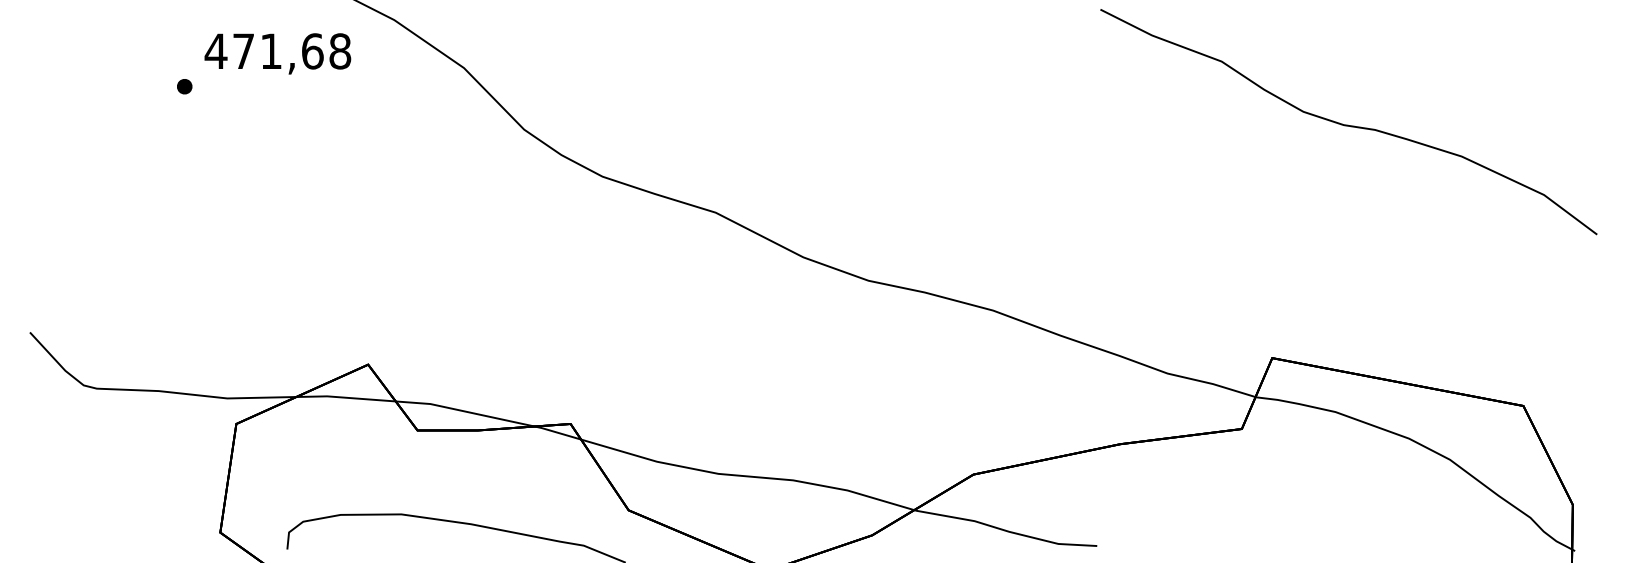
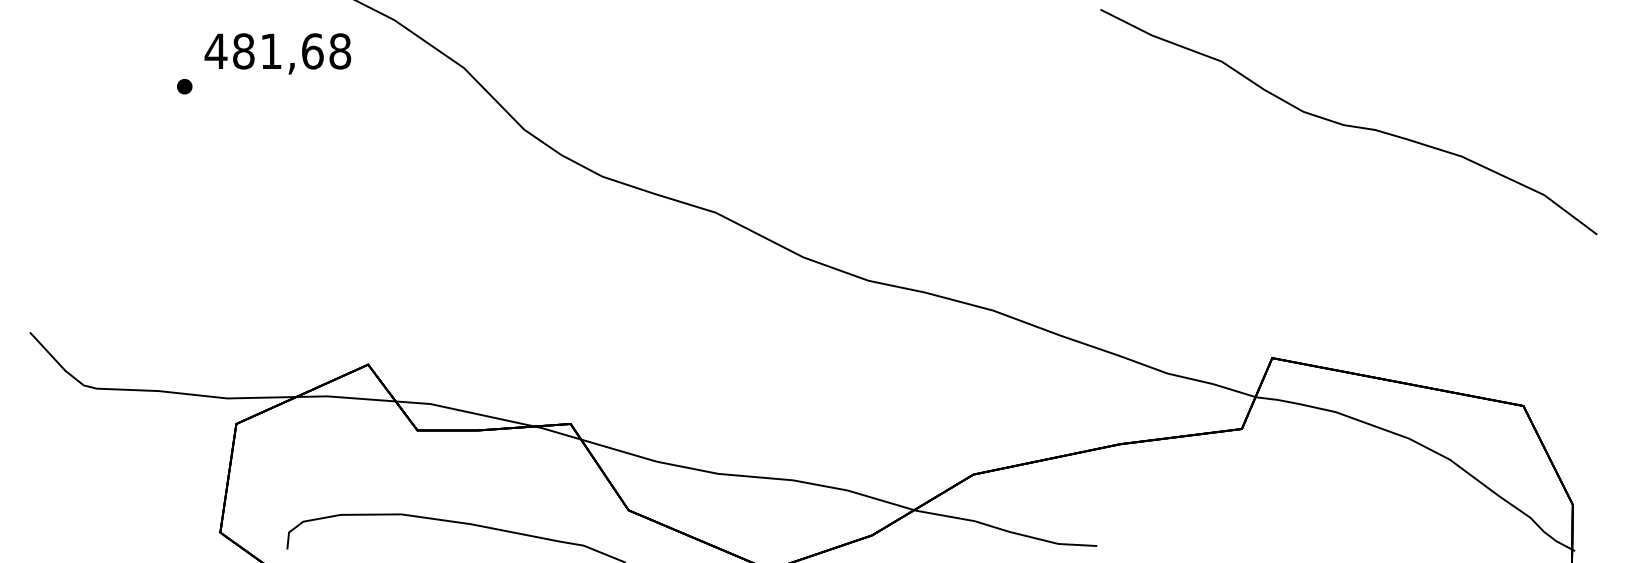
text: 471,68 -> 481,68 (243, 51)
